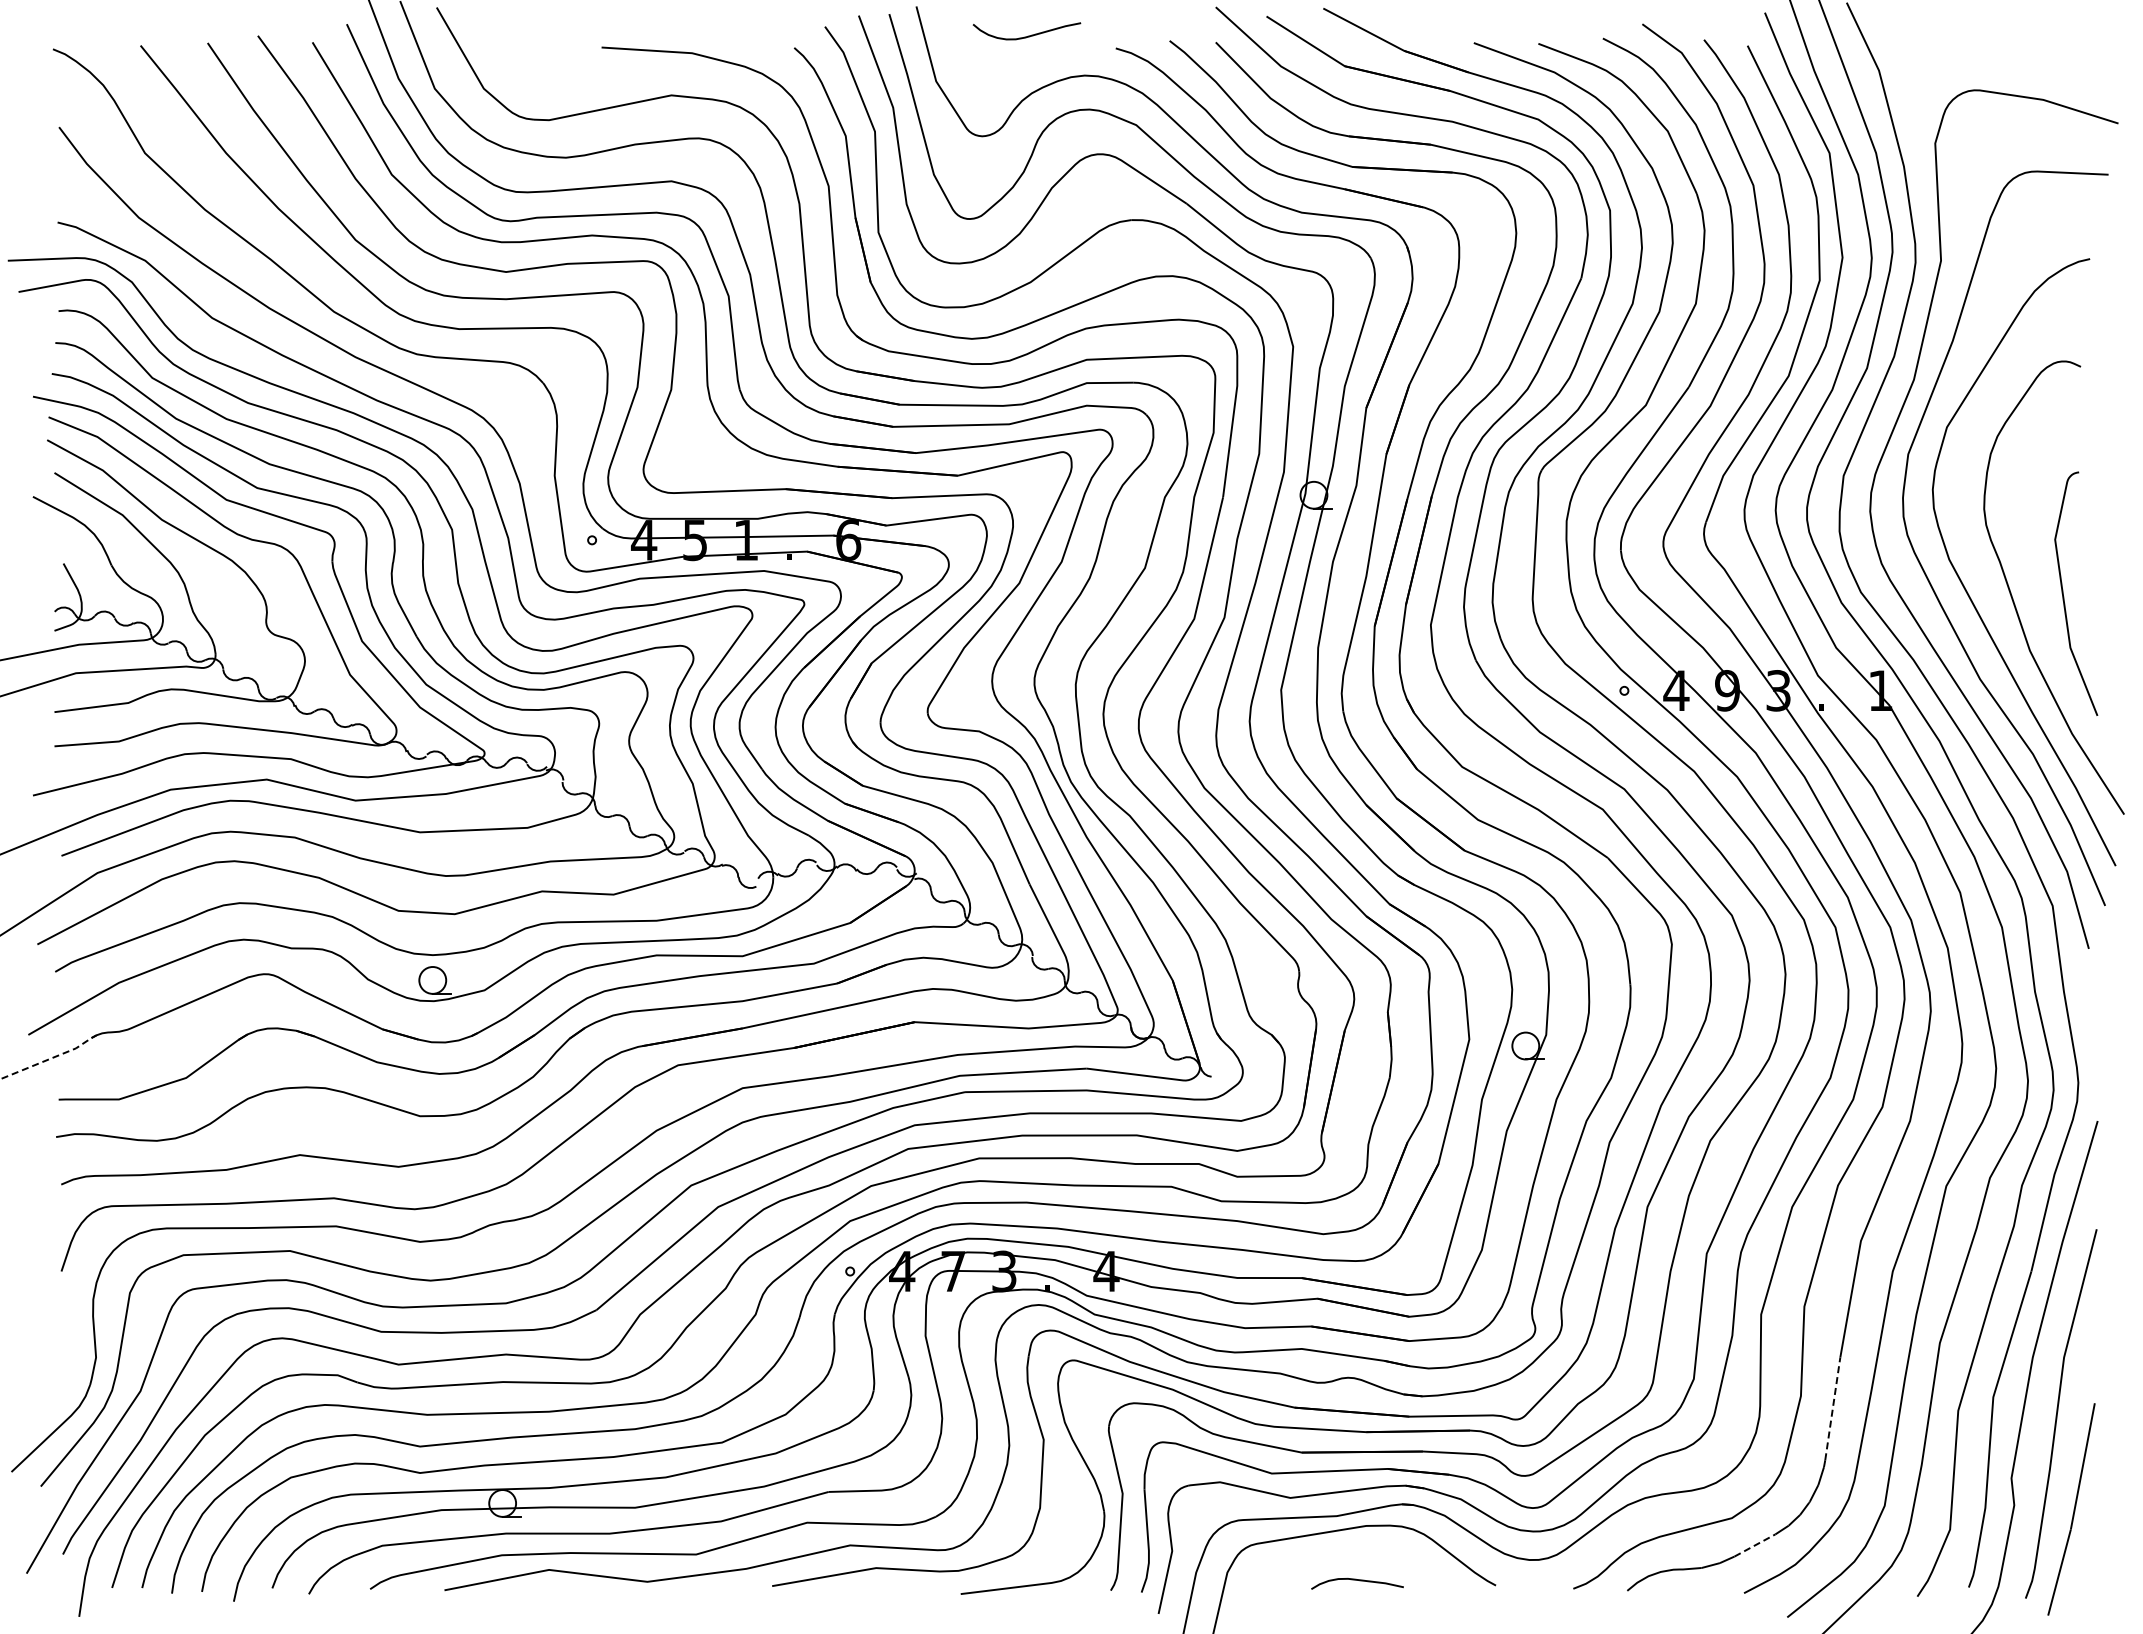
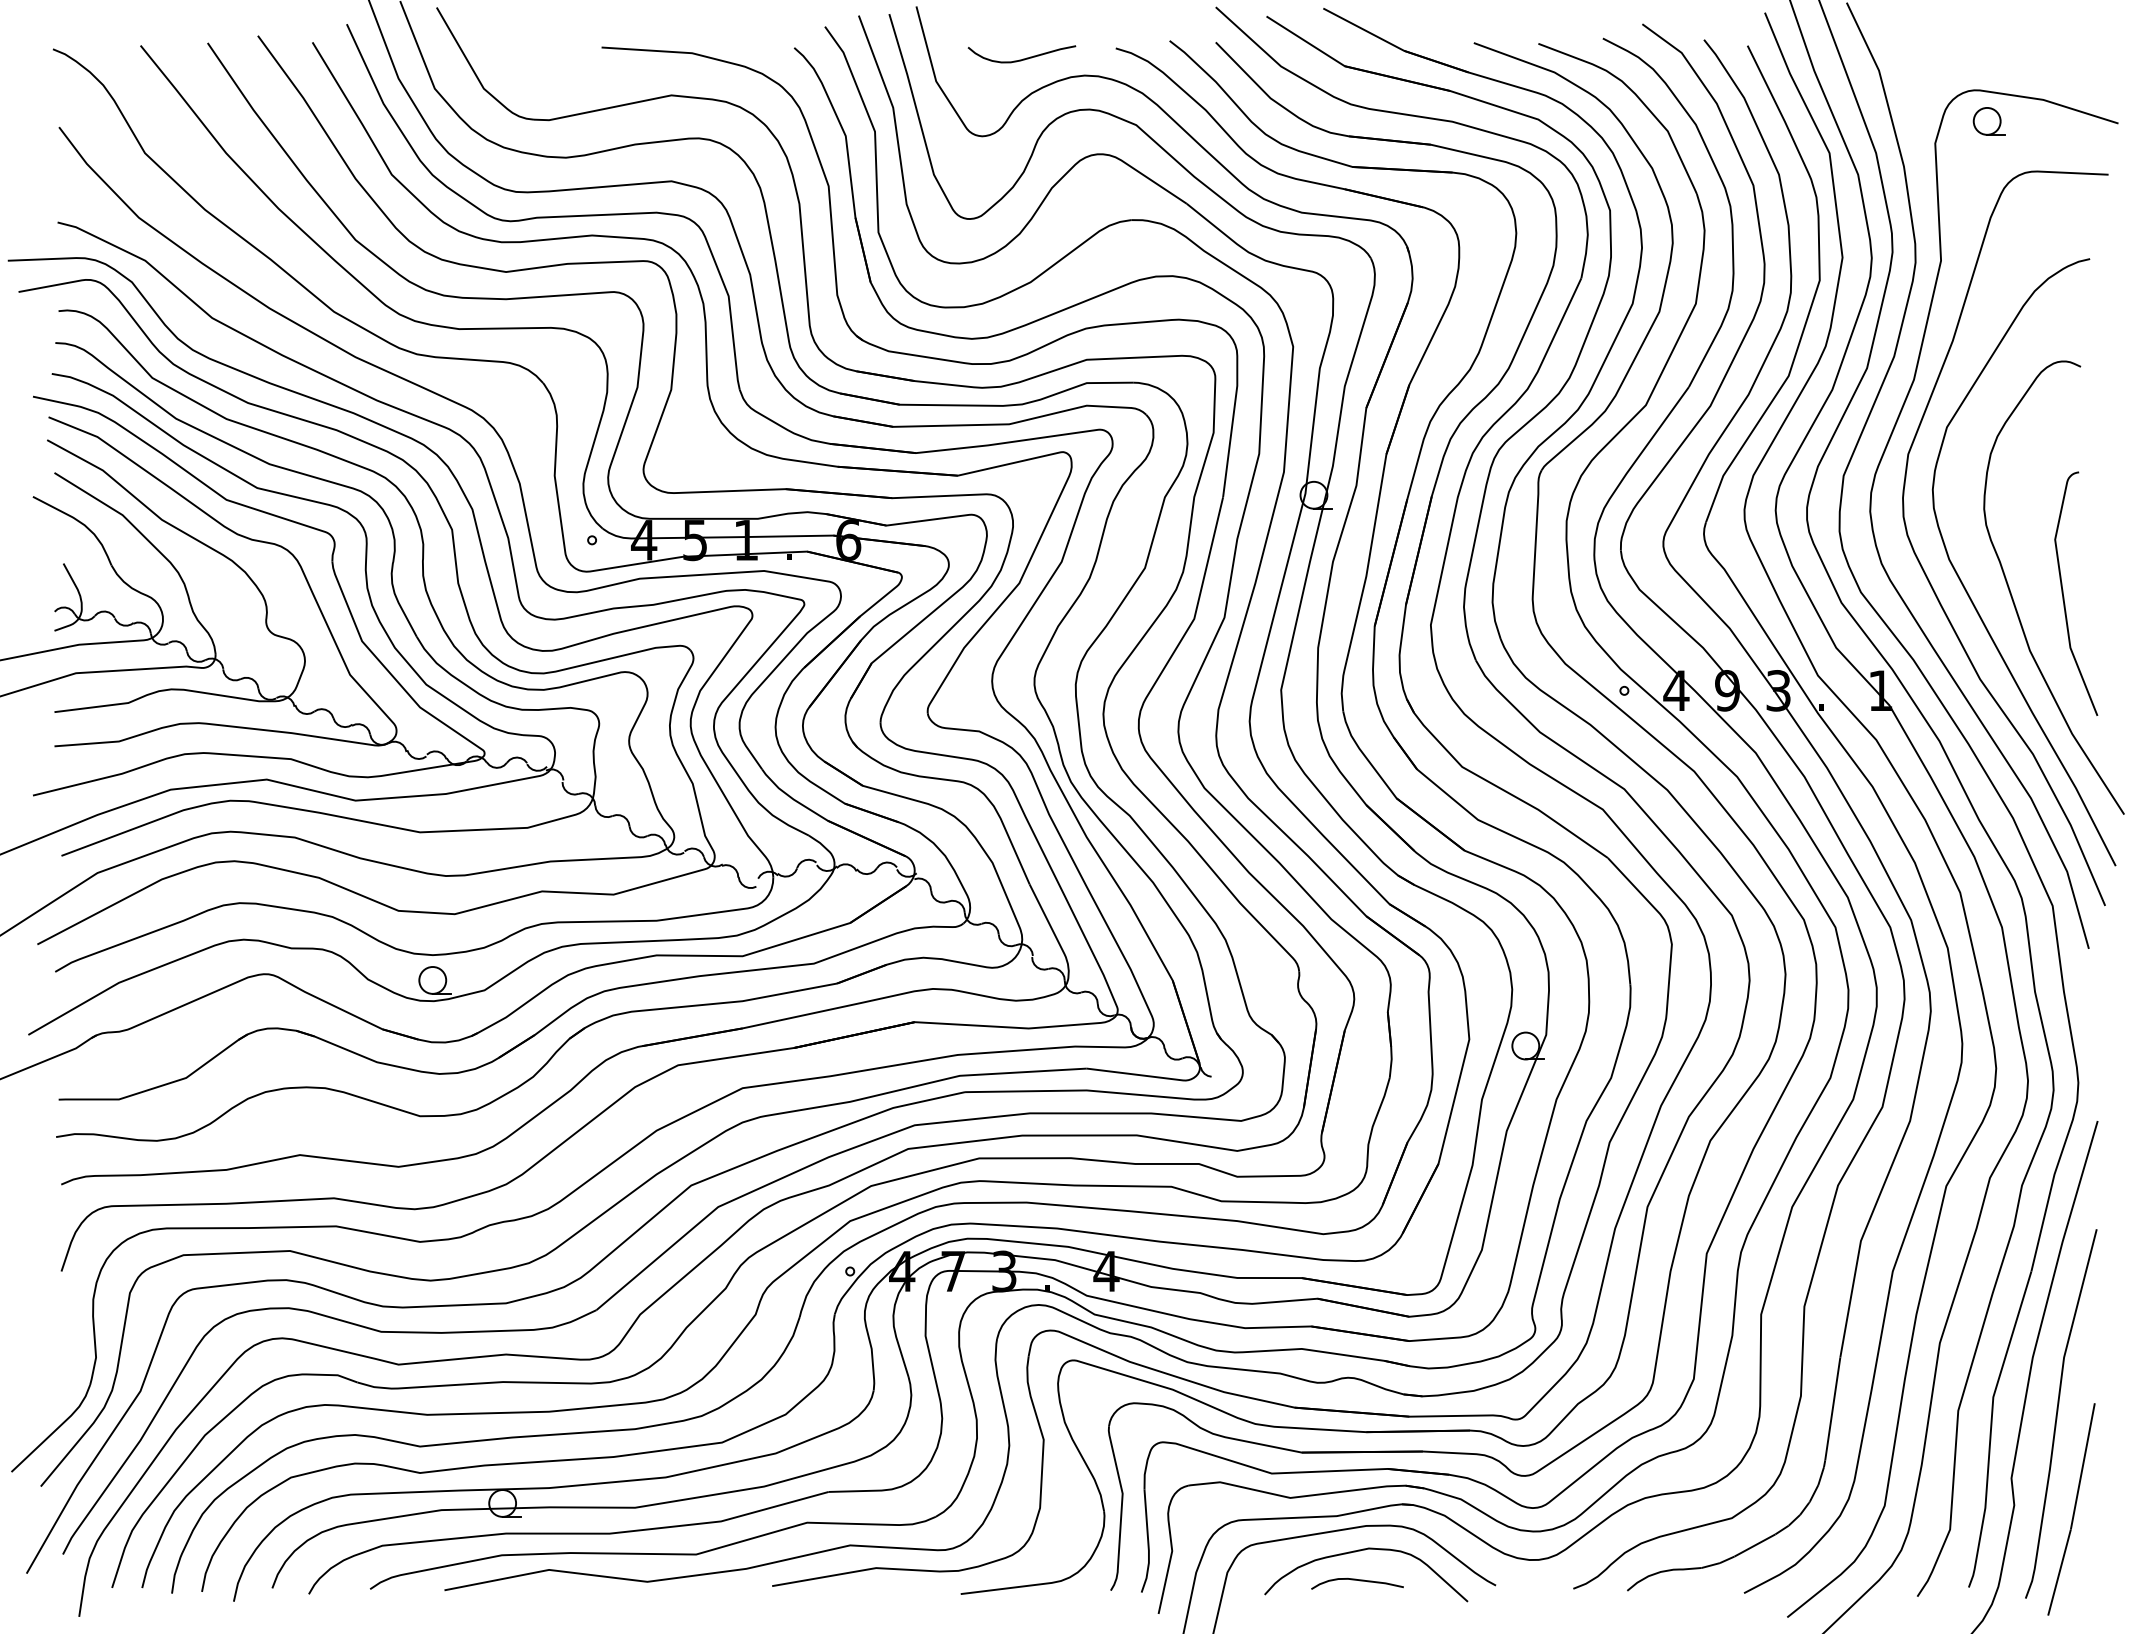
curve position: (1028, 35) -> (1023, 58) (1023, 58)
part: none -> present (1988, 121)
line: dashed -> solid (51, 1058)
line: dashed -> solid (1832, 1408)
line: dashed -> solid (1755, 1545)
curve: none -> present (1360, 1551)
